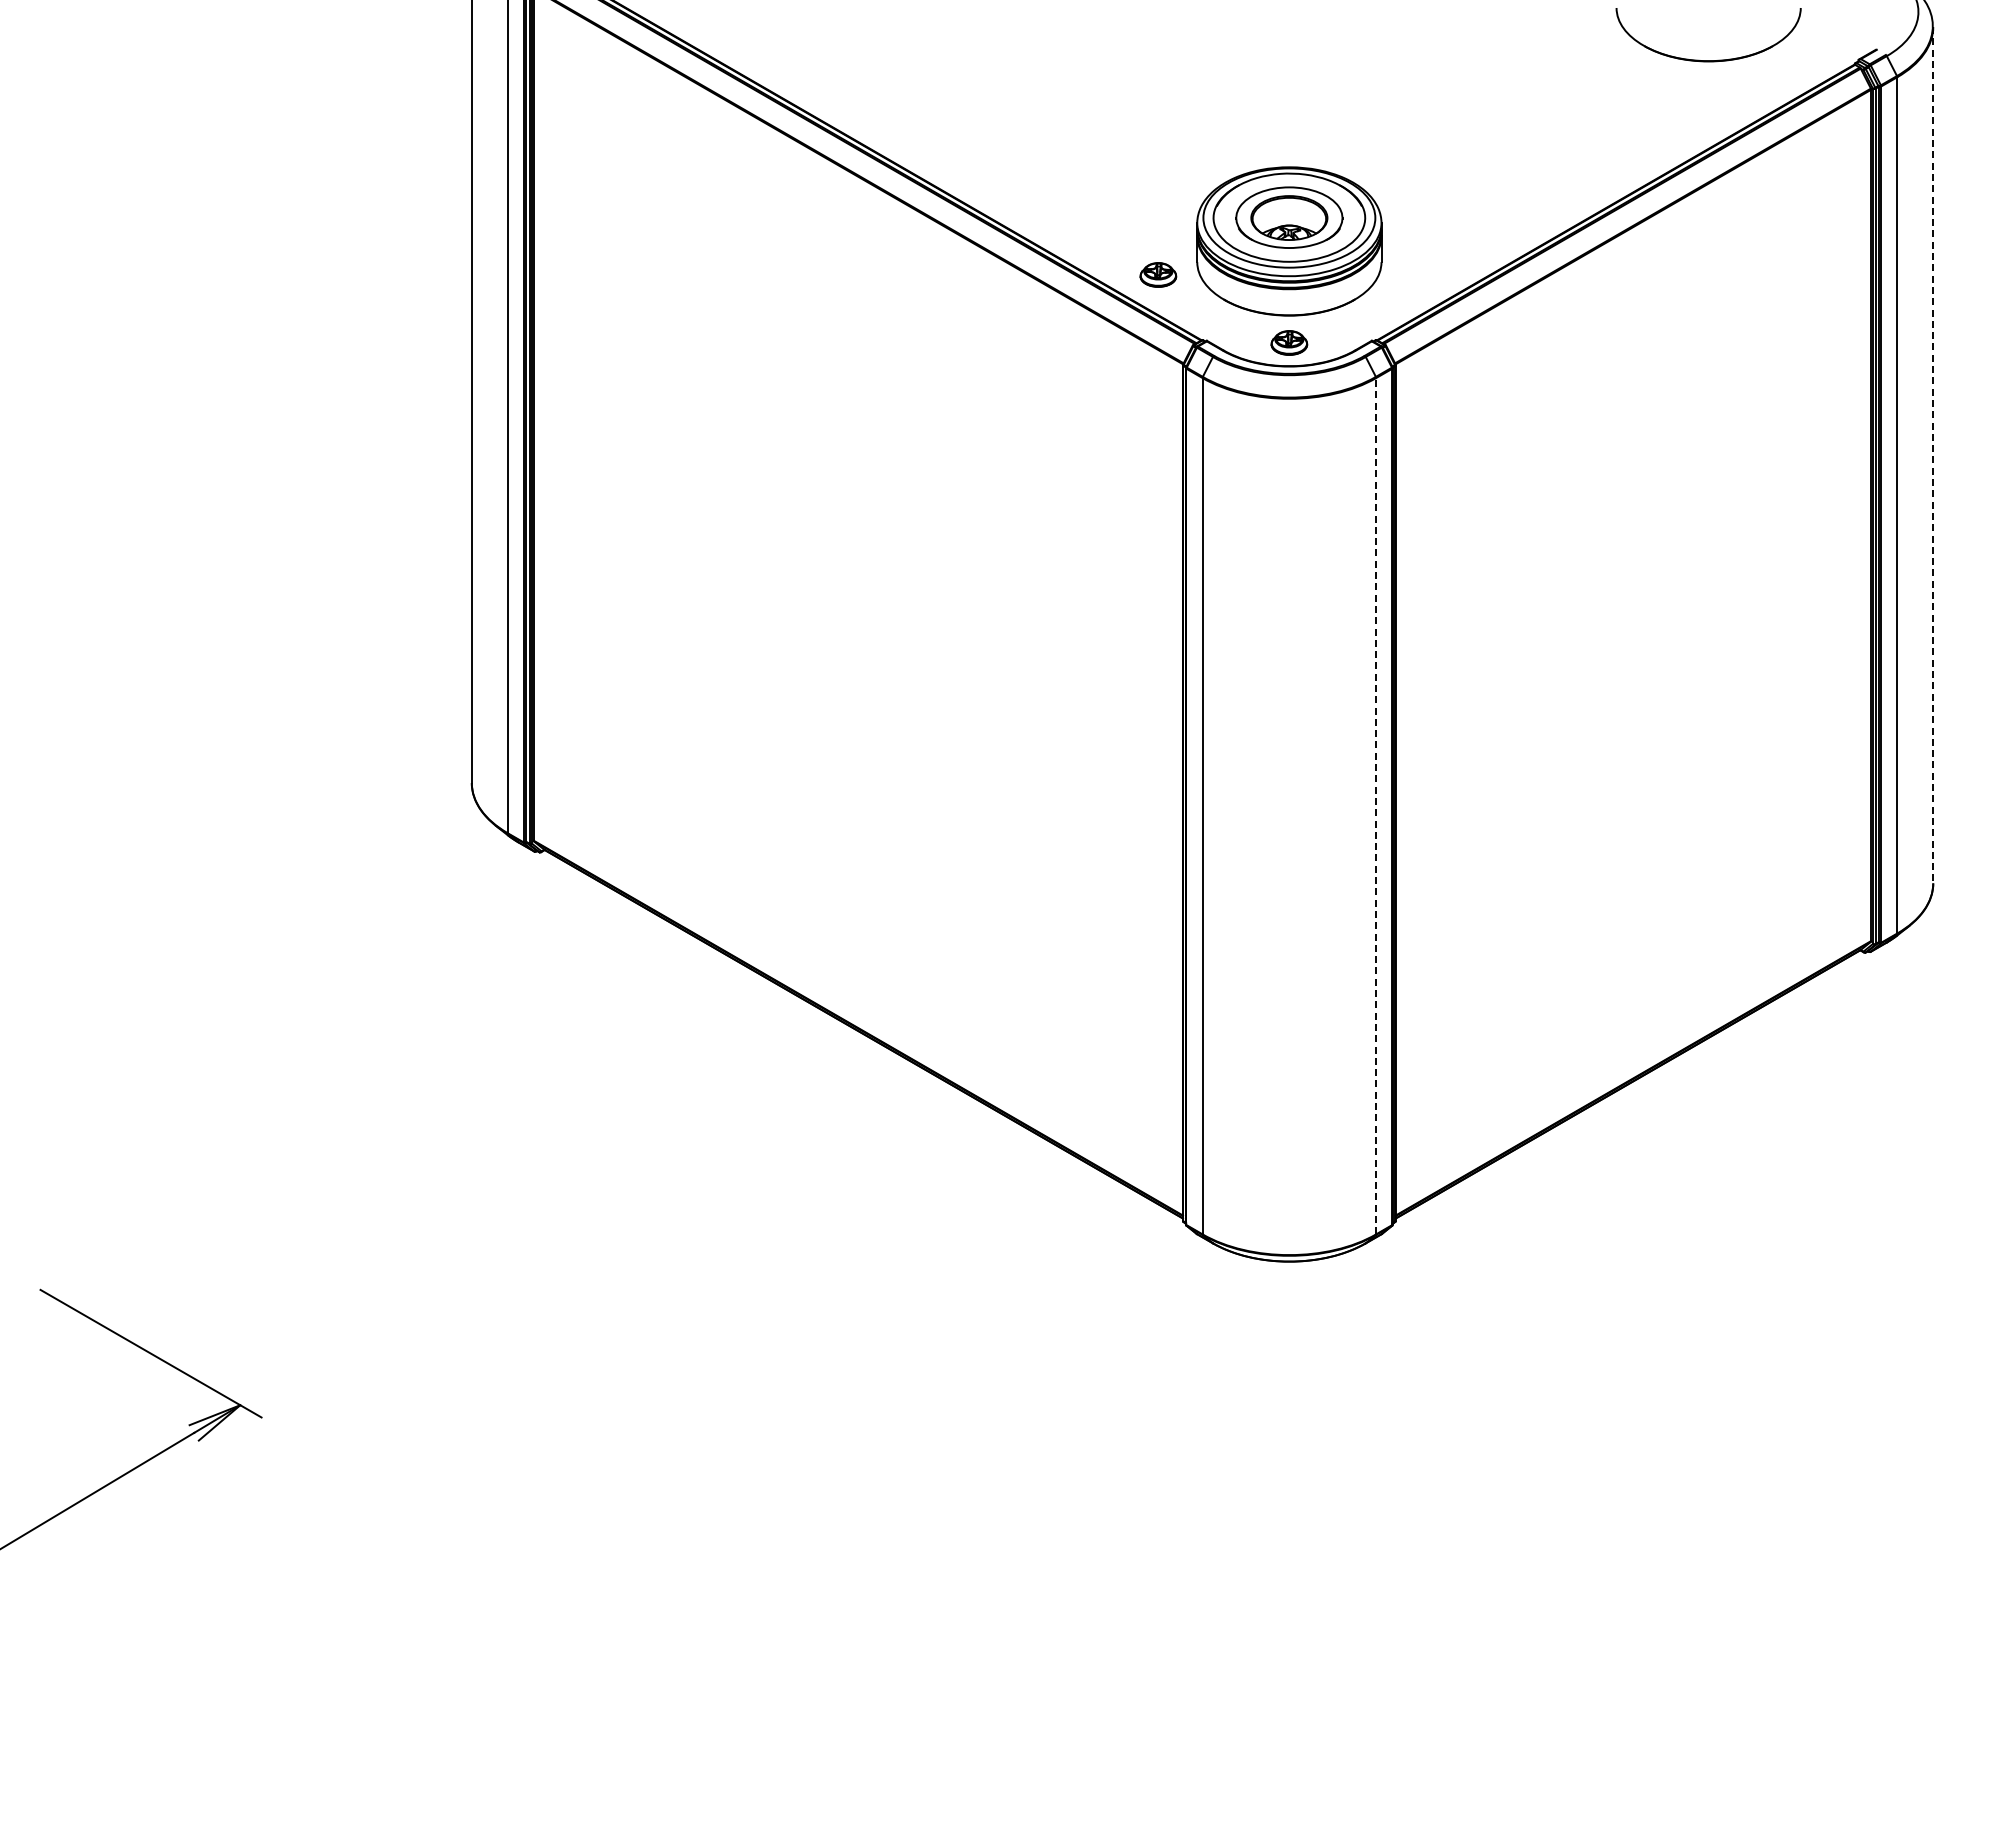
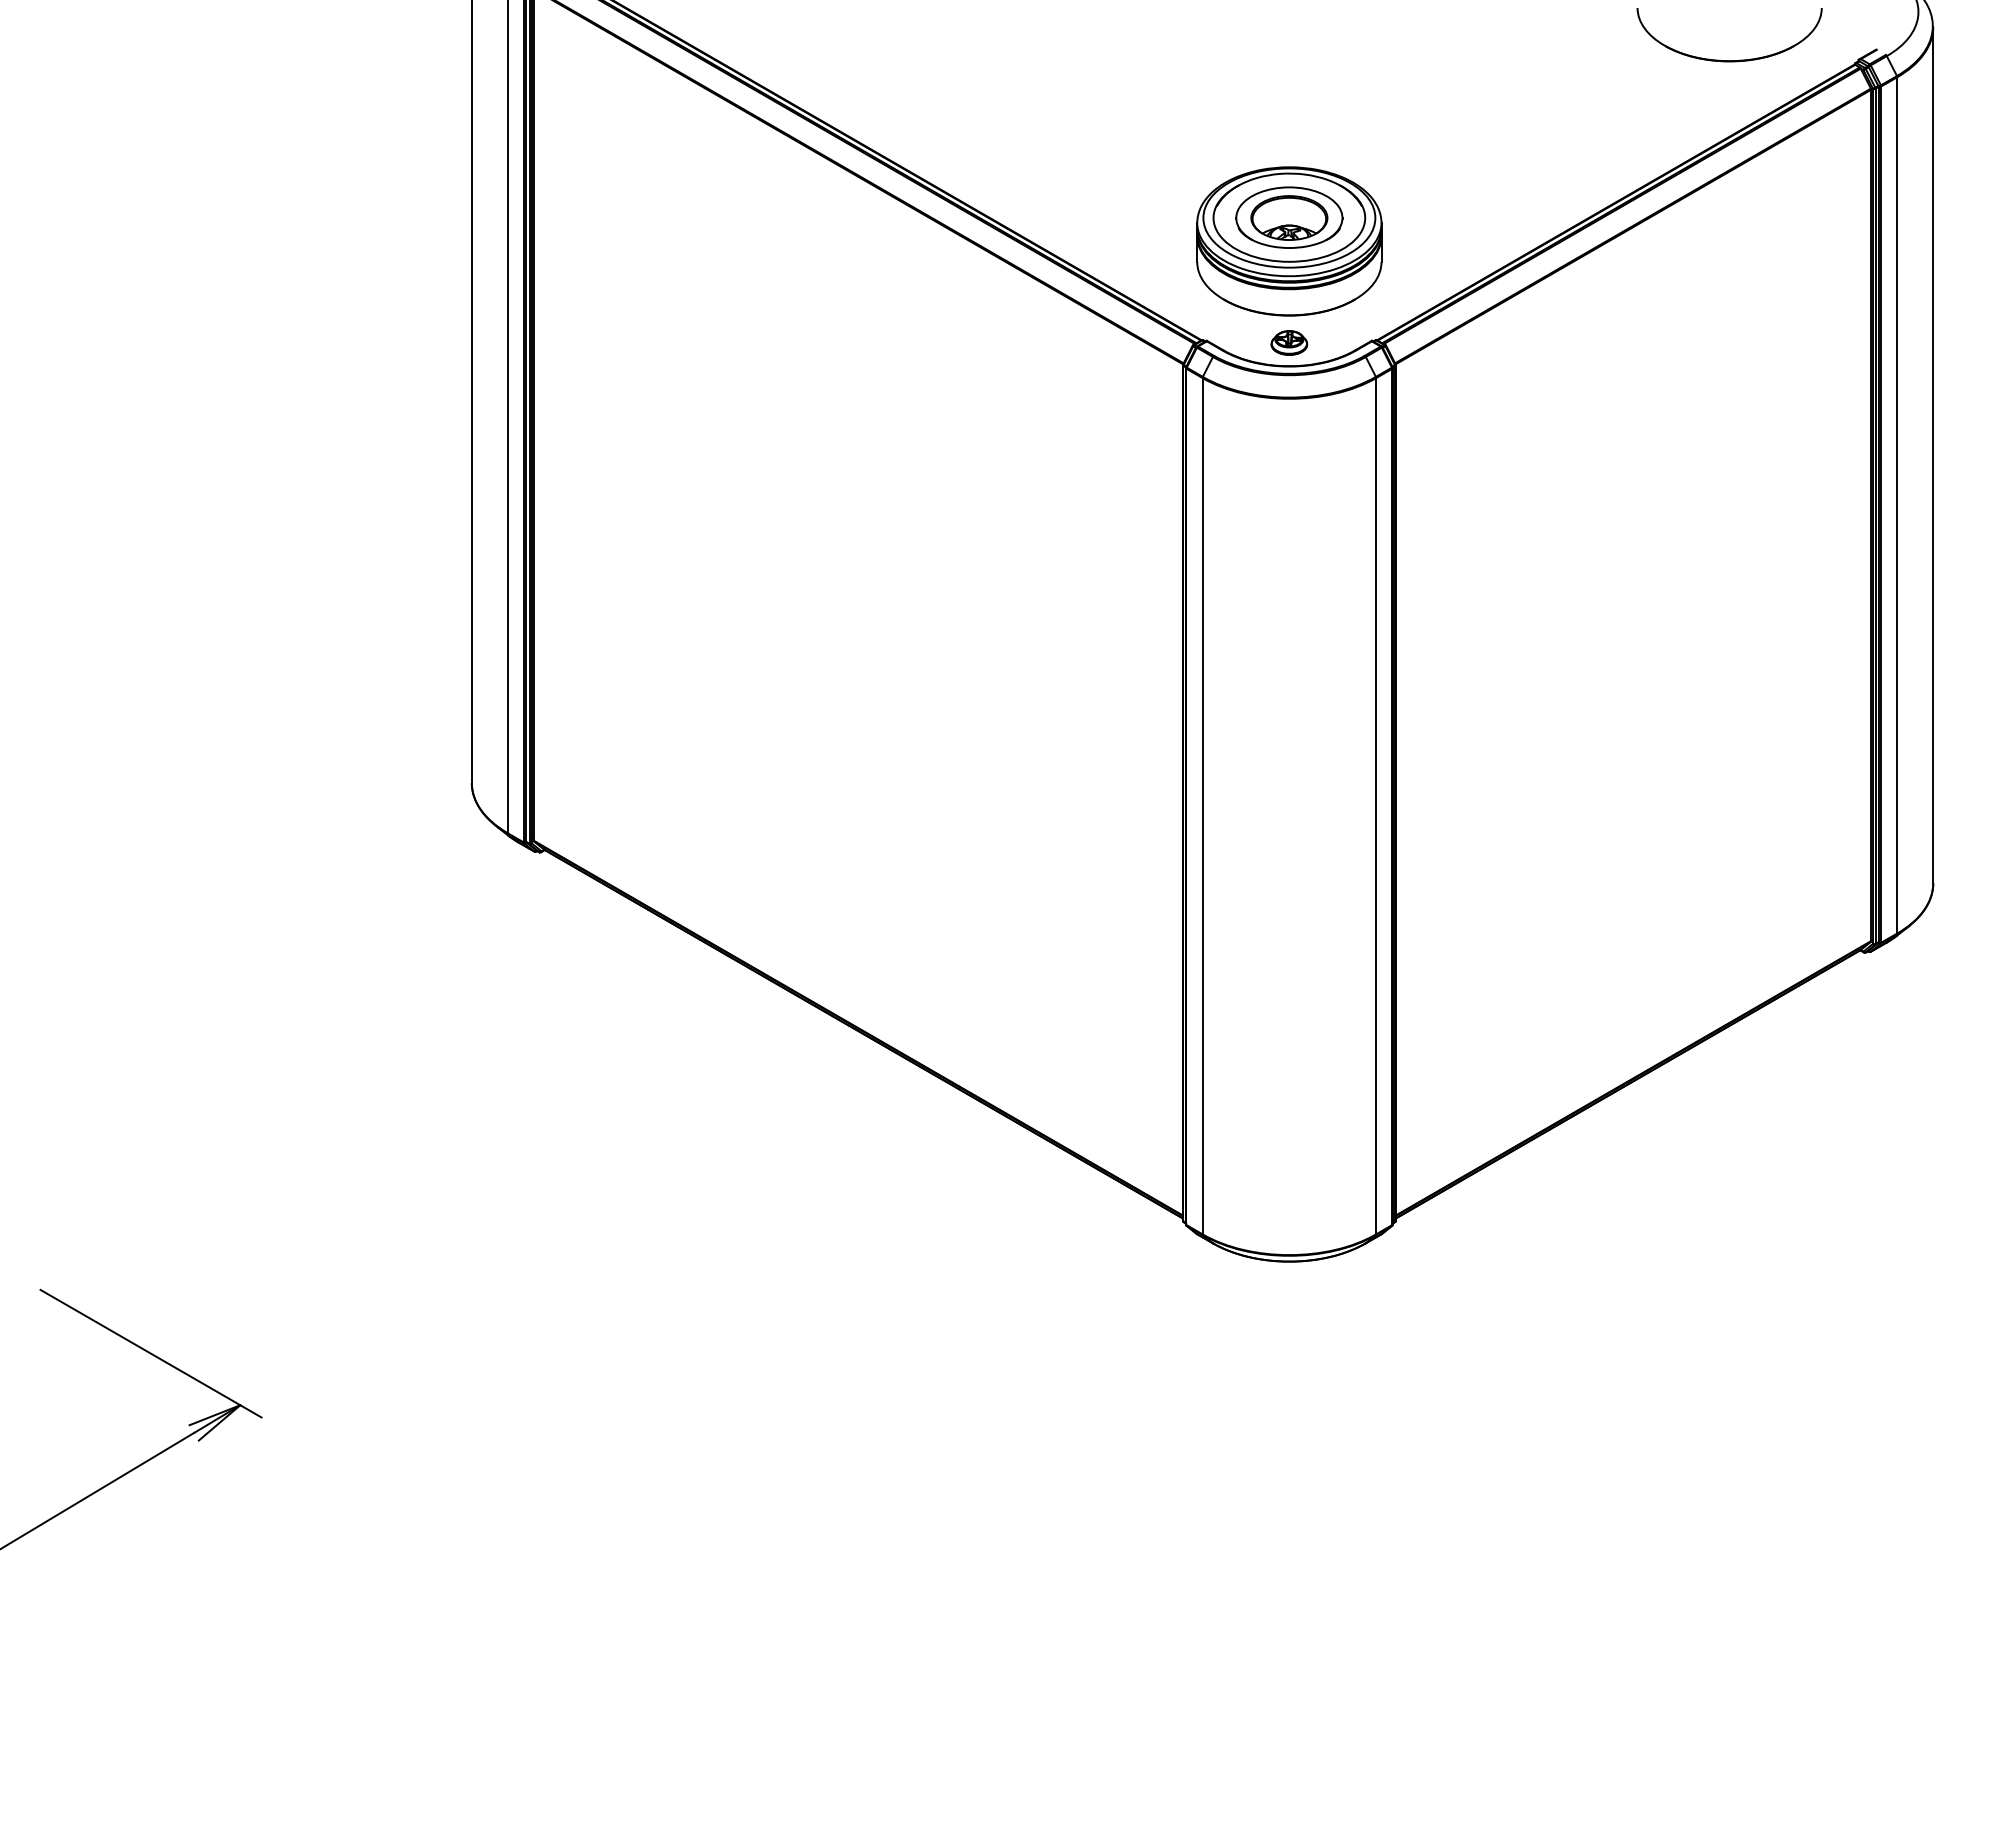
part position: (1708, 60) -> (1729, 60) (1729, 60)
part: present -> none (1158, 274)
line: dashed -> solid (1933, 455)
line: dashed -> solid (1376, 805)
